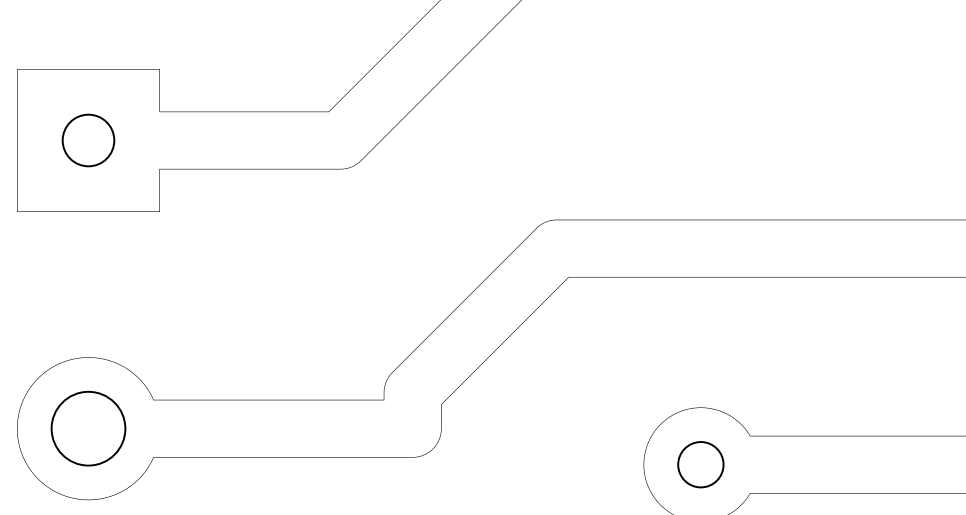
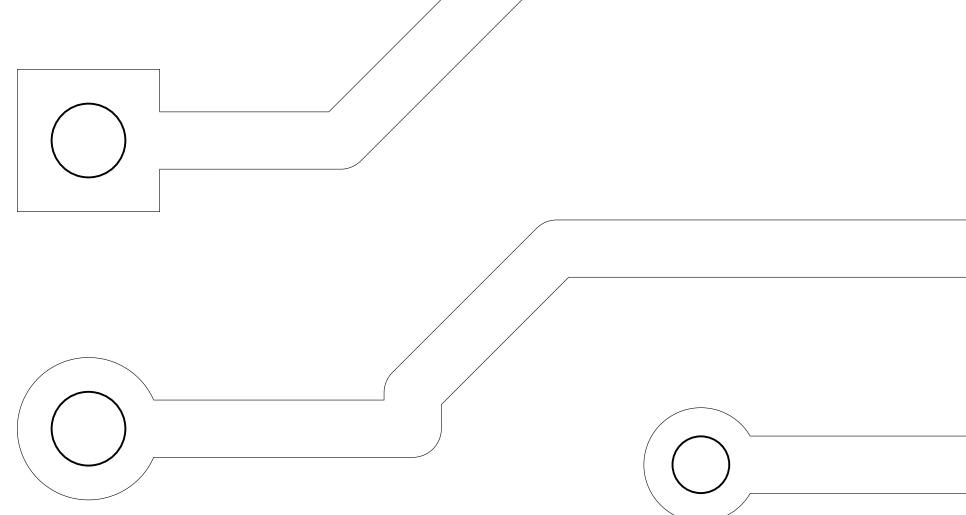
circle size: 55x55 px -> 77x77 px (88, 140)
circle diameter: 45 px -> 57 px (700, 464)
